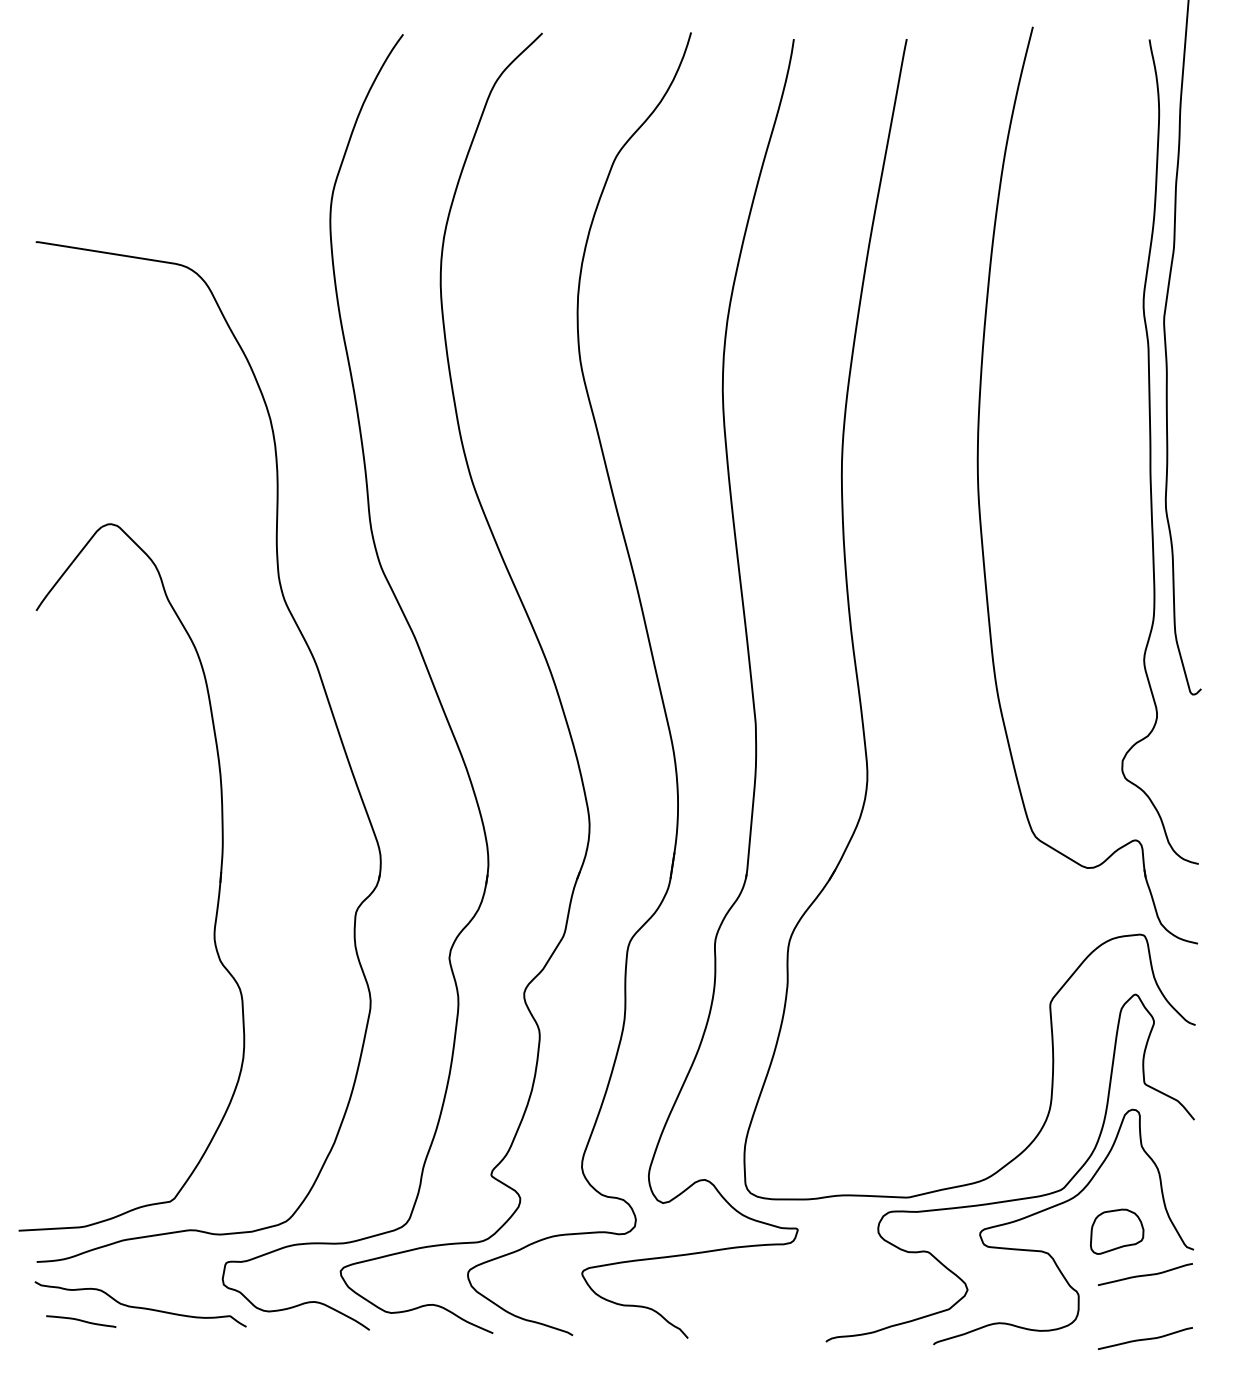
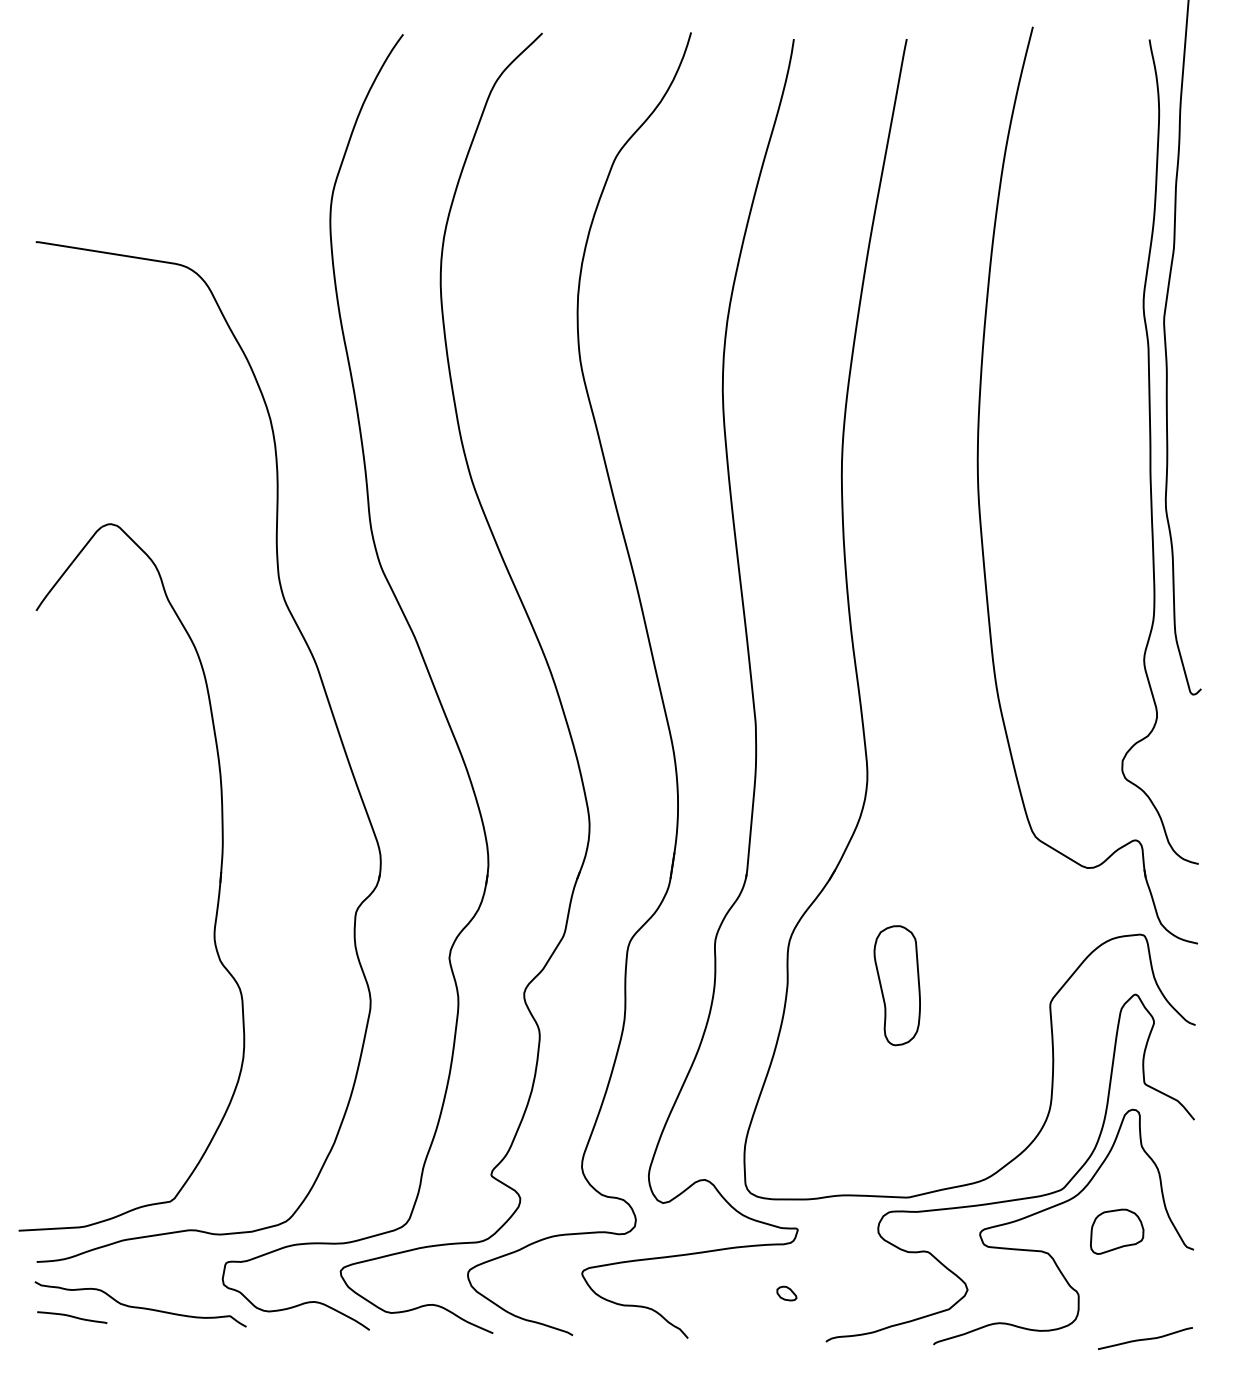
part: none -> present (896, 985)
curve: present -> none (1145, 1274)
part: none -> present (786, 1293)
curve position: (81, 1321) -> (72, 1317) (72, 1317)
